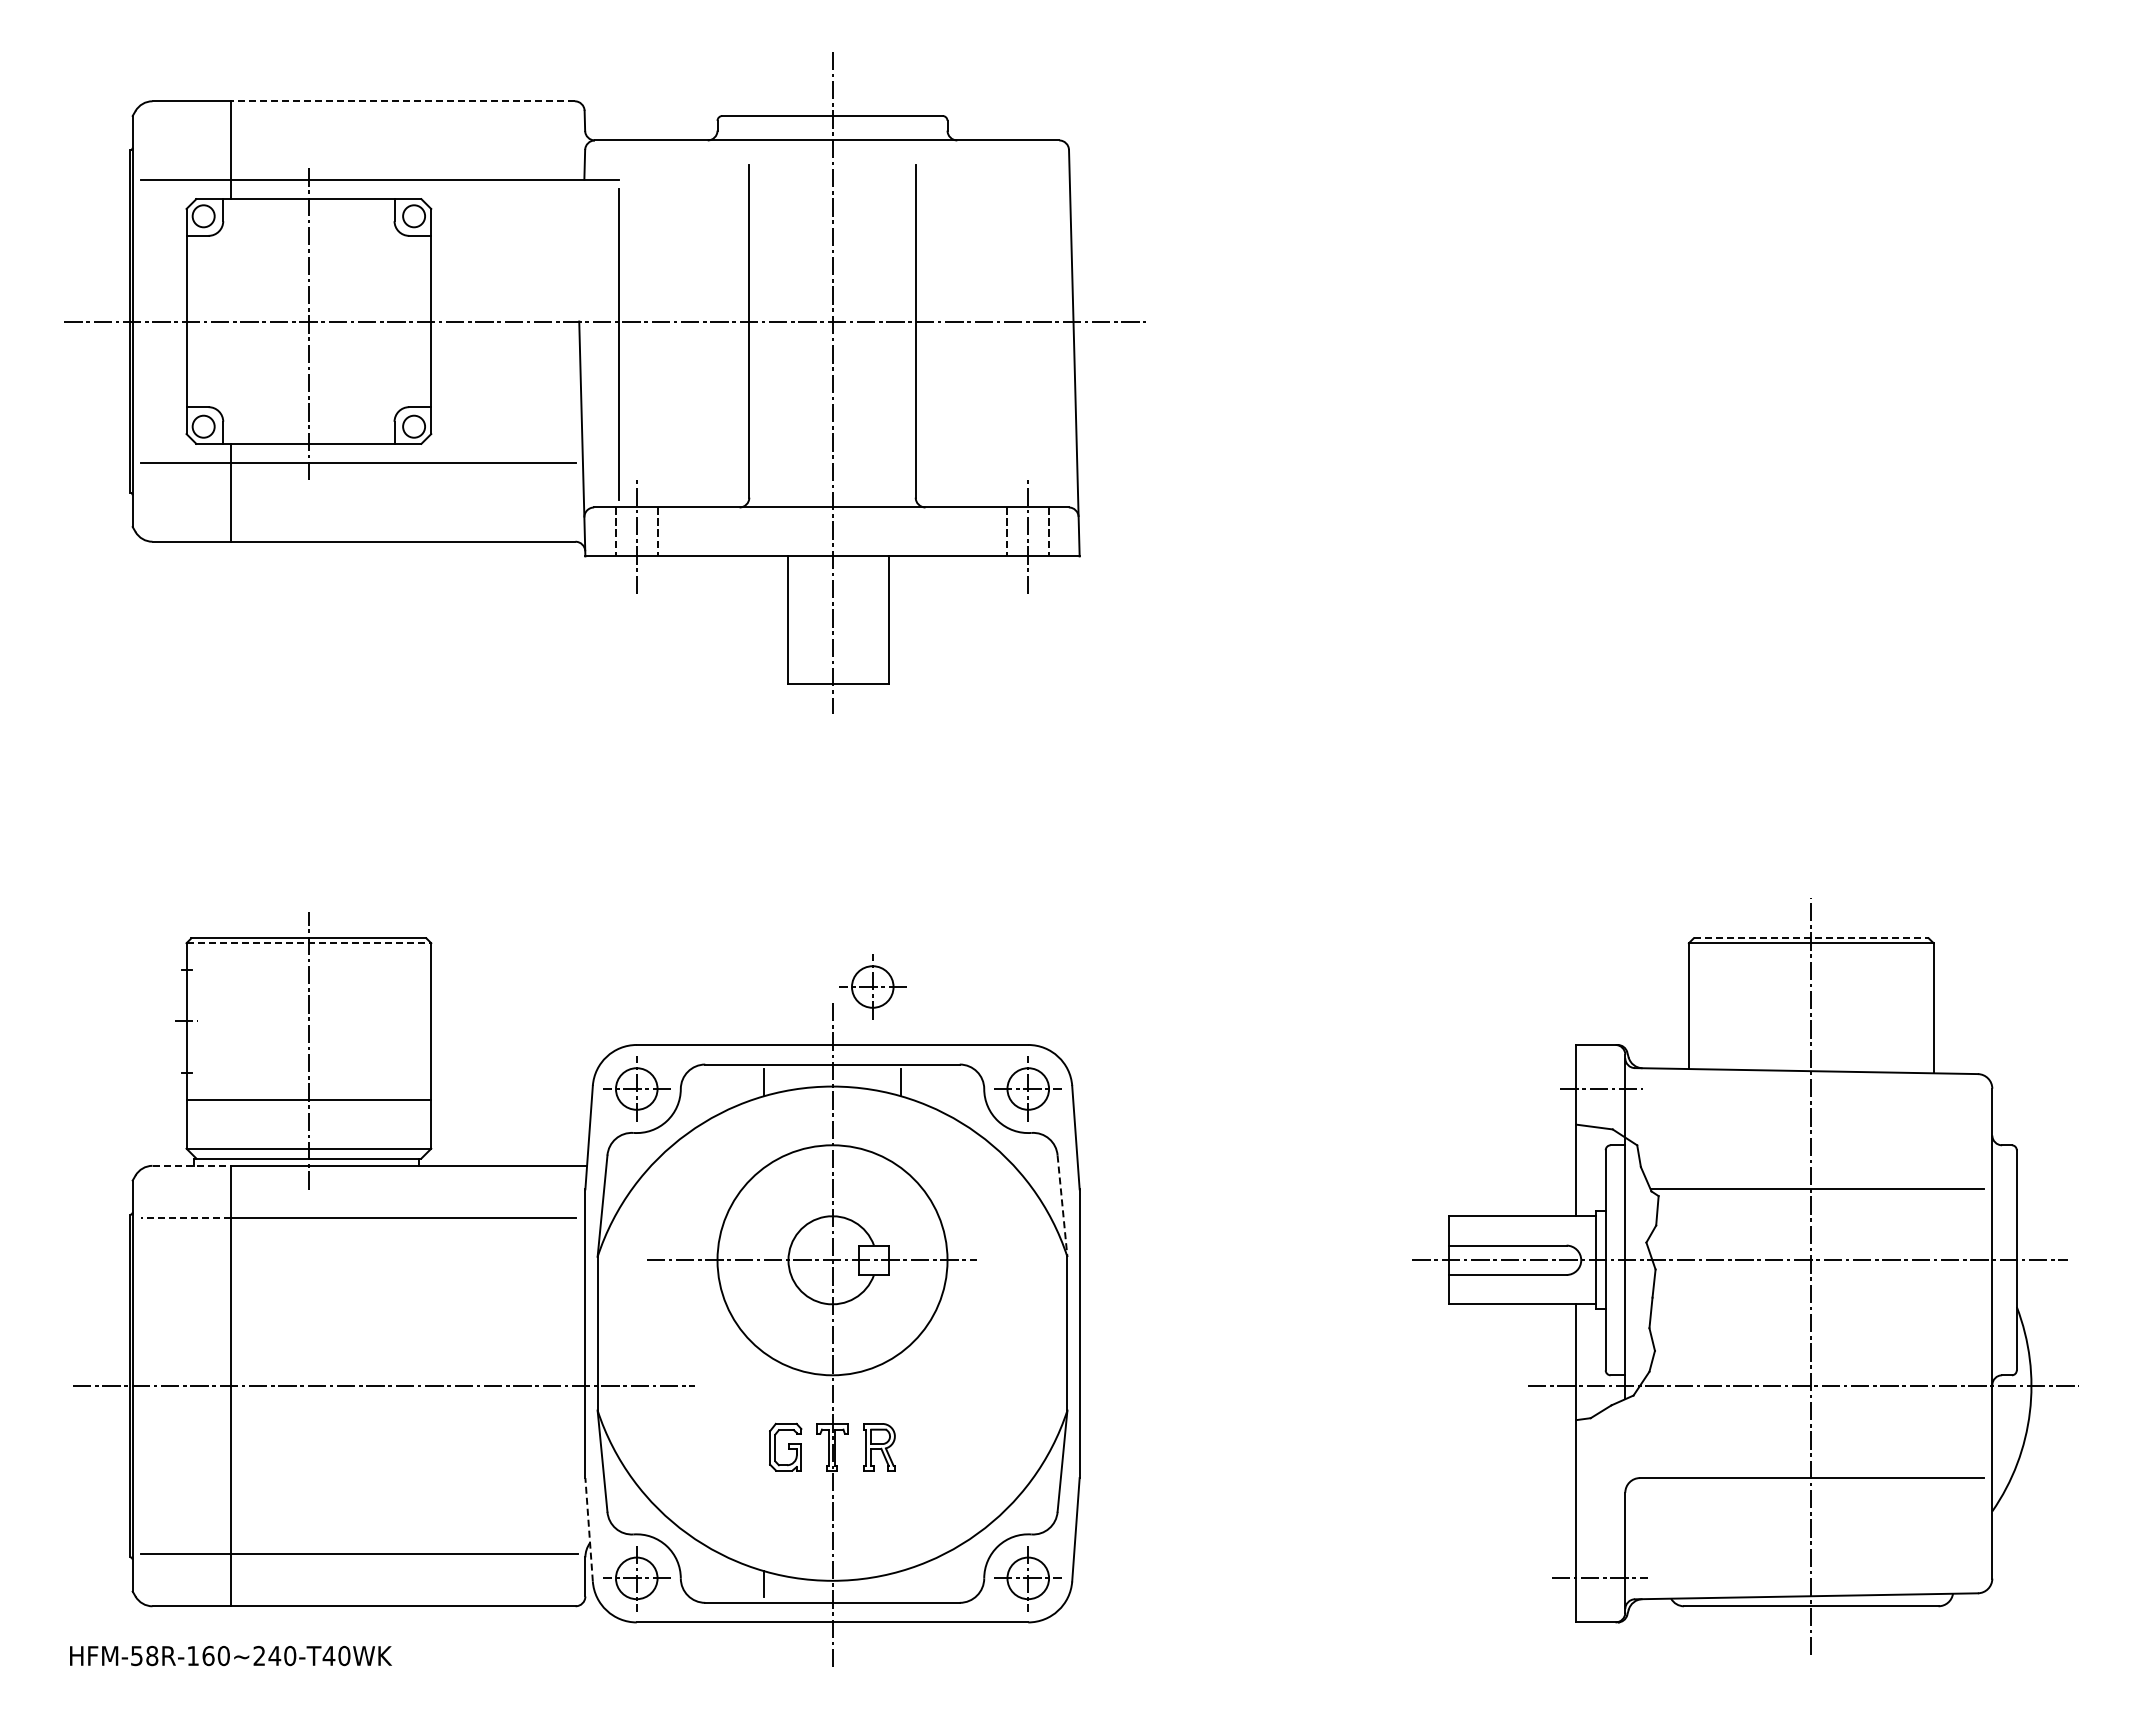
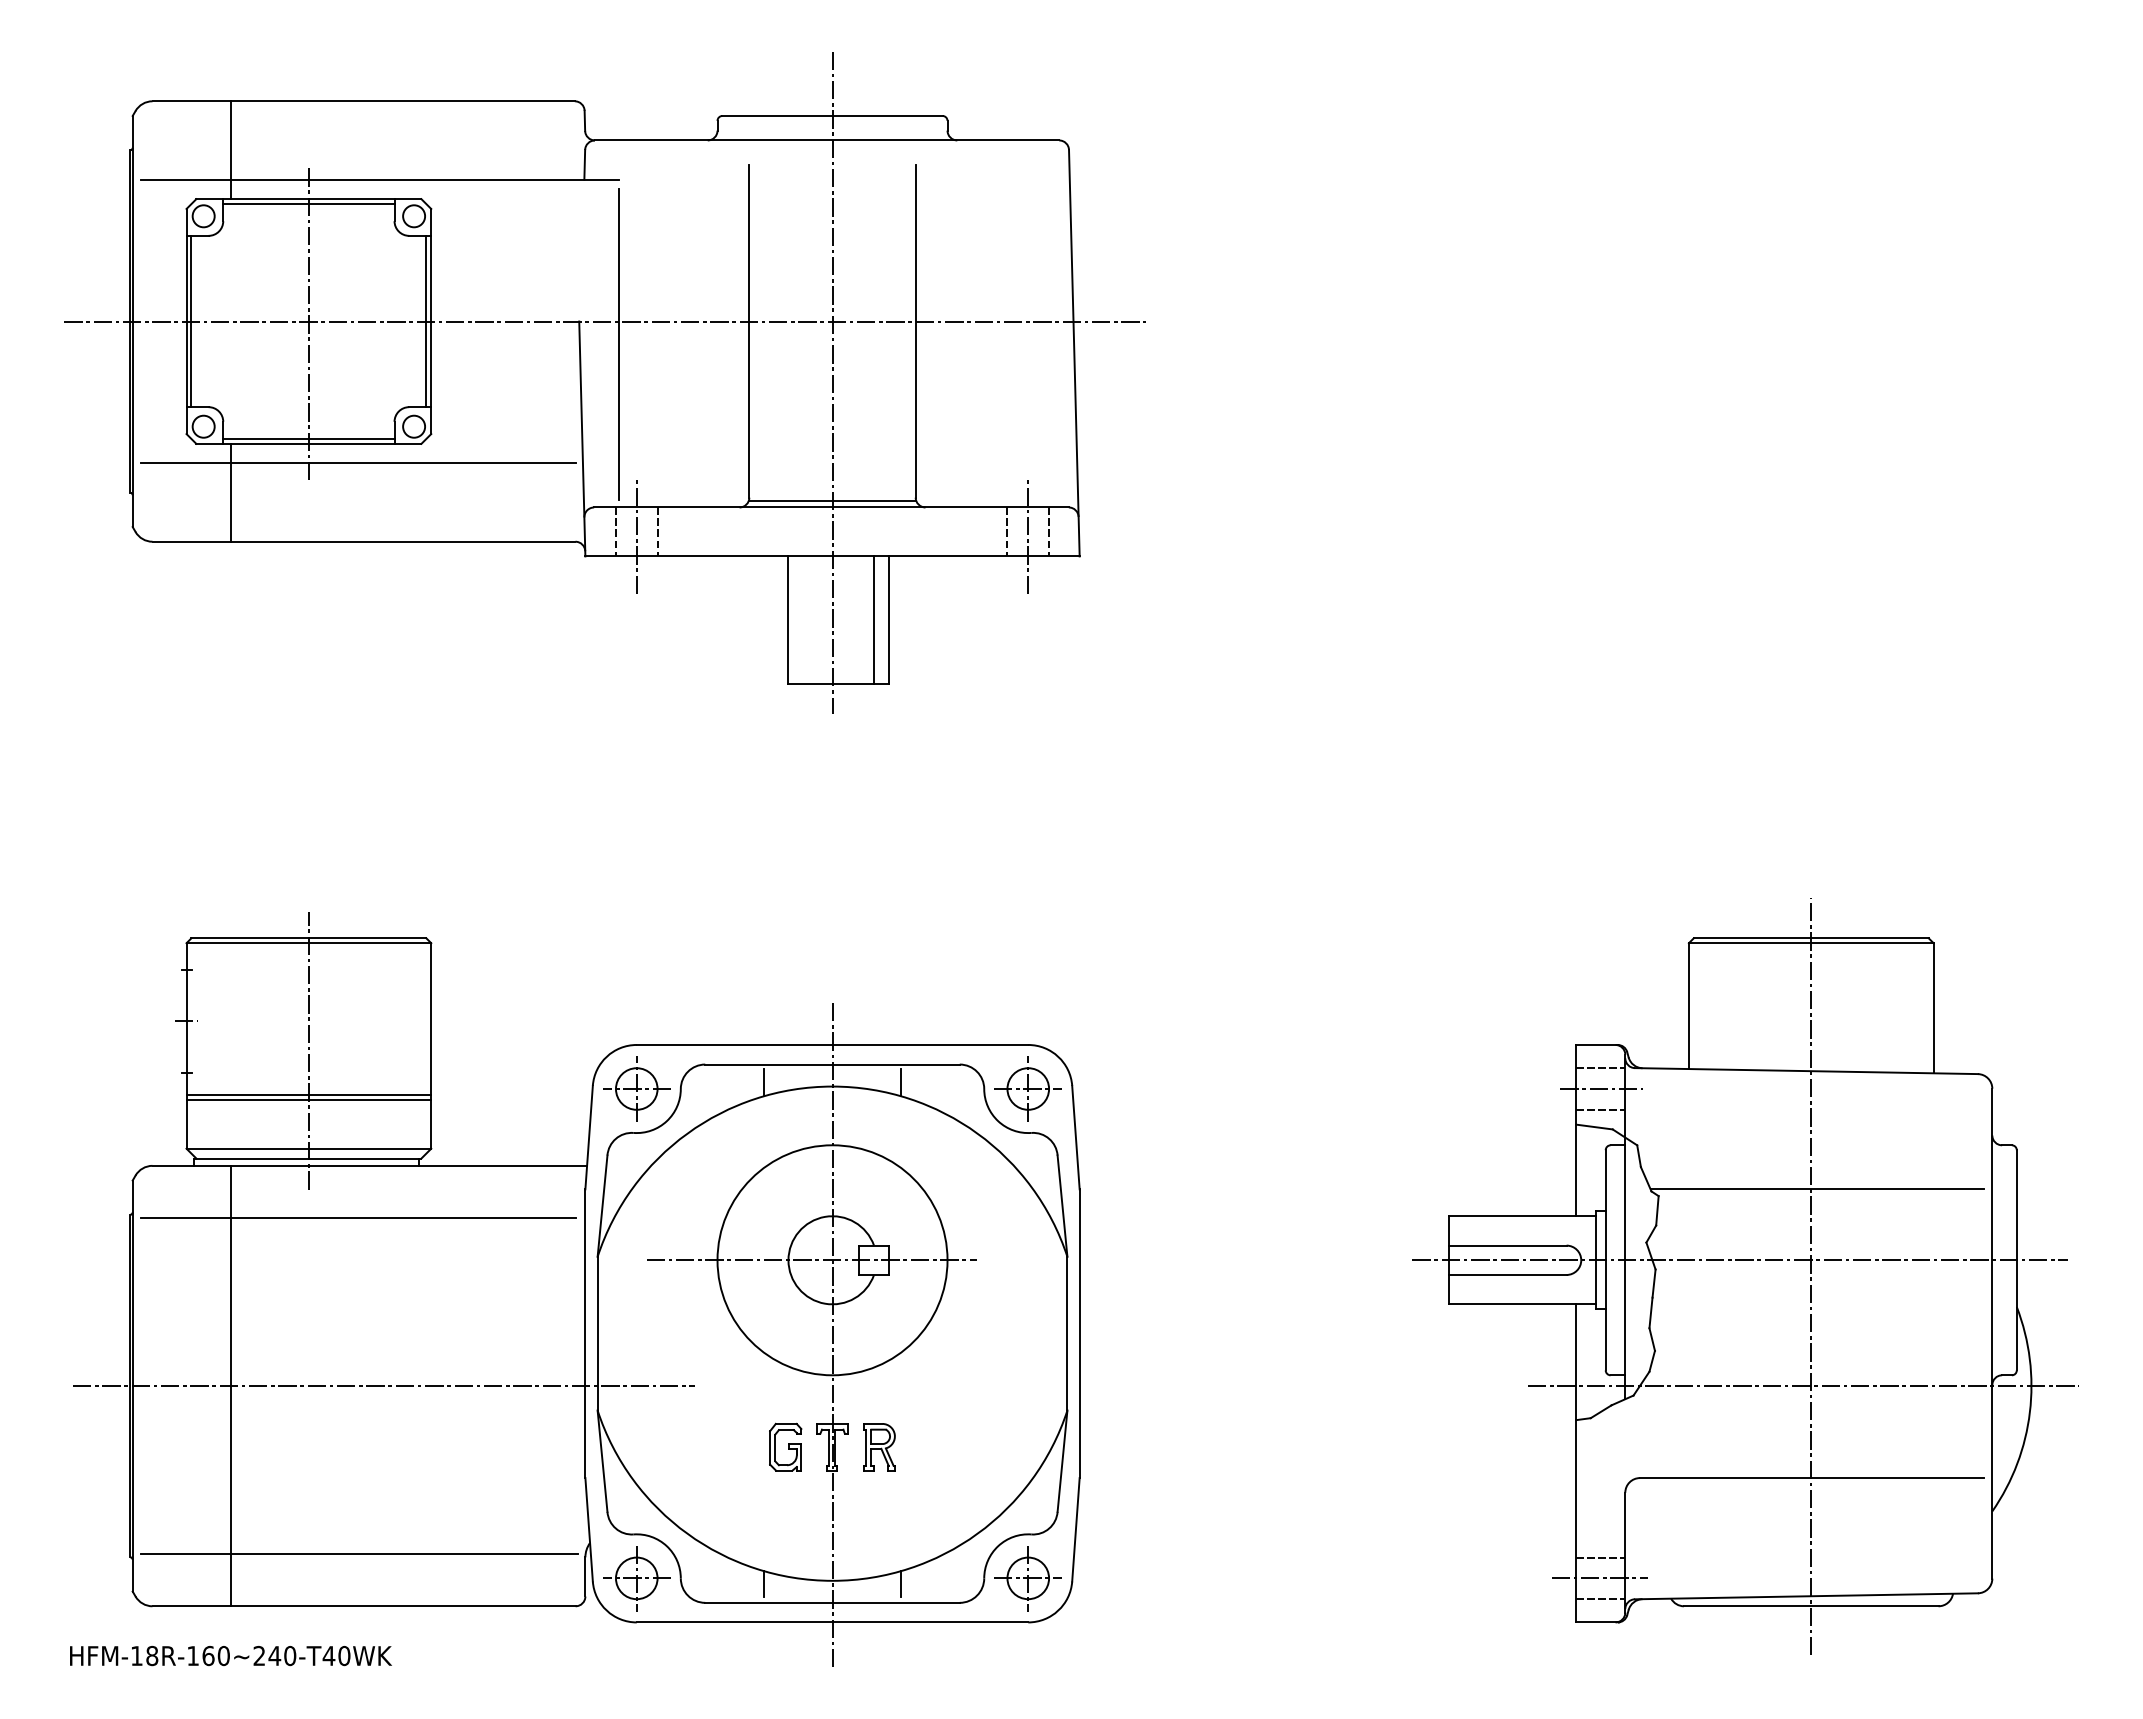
line: dashed -> solid (402, 101)
line: none -> present (308, 204)
line: none -> present (191, 321)
line: none -> present (426, 321)
line: none -> present (308, 438)
line: none -> present (832, 501)
line: none -> present (874, 619)
line: dashed -> solid (1811, 938)
line: dashed -> solid (309, 943)
part: present -> none (872, 986)
line: none -> present (1600, 1068)
line: none -> present (308, 1094)
line: none -> present (1600, 1109)
line: dashed -> solid (192, 1165)
line: dashed -> solid (1062, 1206)
line: dashed -> solid (185, 1217)
line: dashed -> solid (589, 1529)
line: none -> present (1600, 1557)
line: none -> present (901, 1583)
line: none -> present (1600, 1599)
text: HFM-58R-160~240-T40WK -> HFM-18R-160~240-T40WK (136, 1656)
